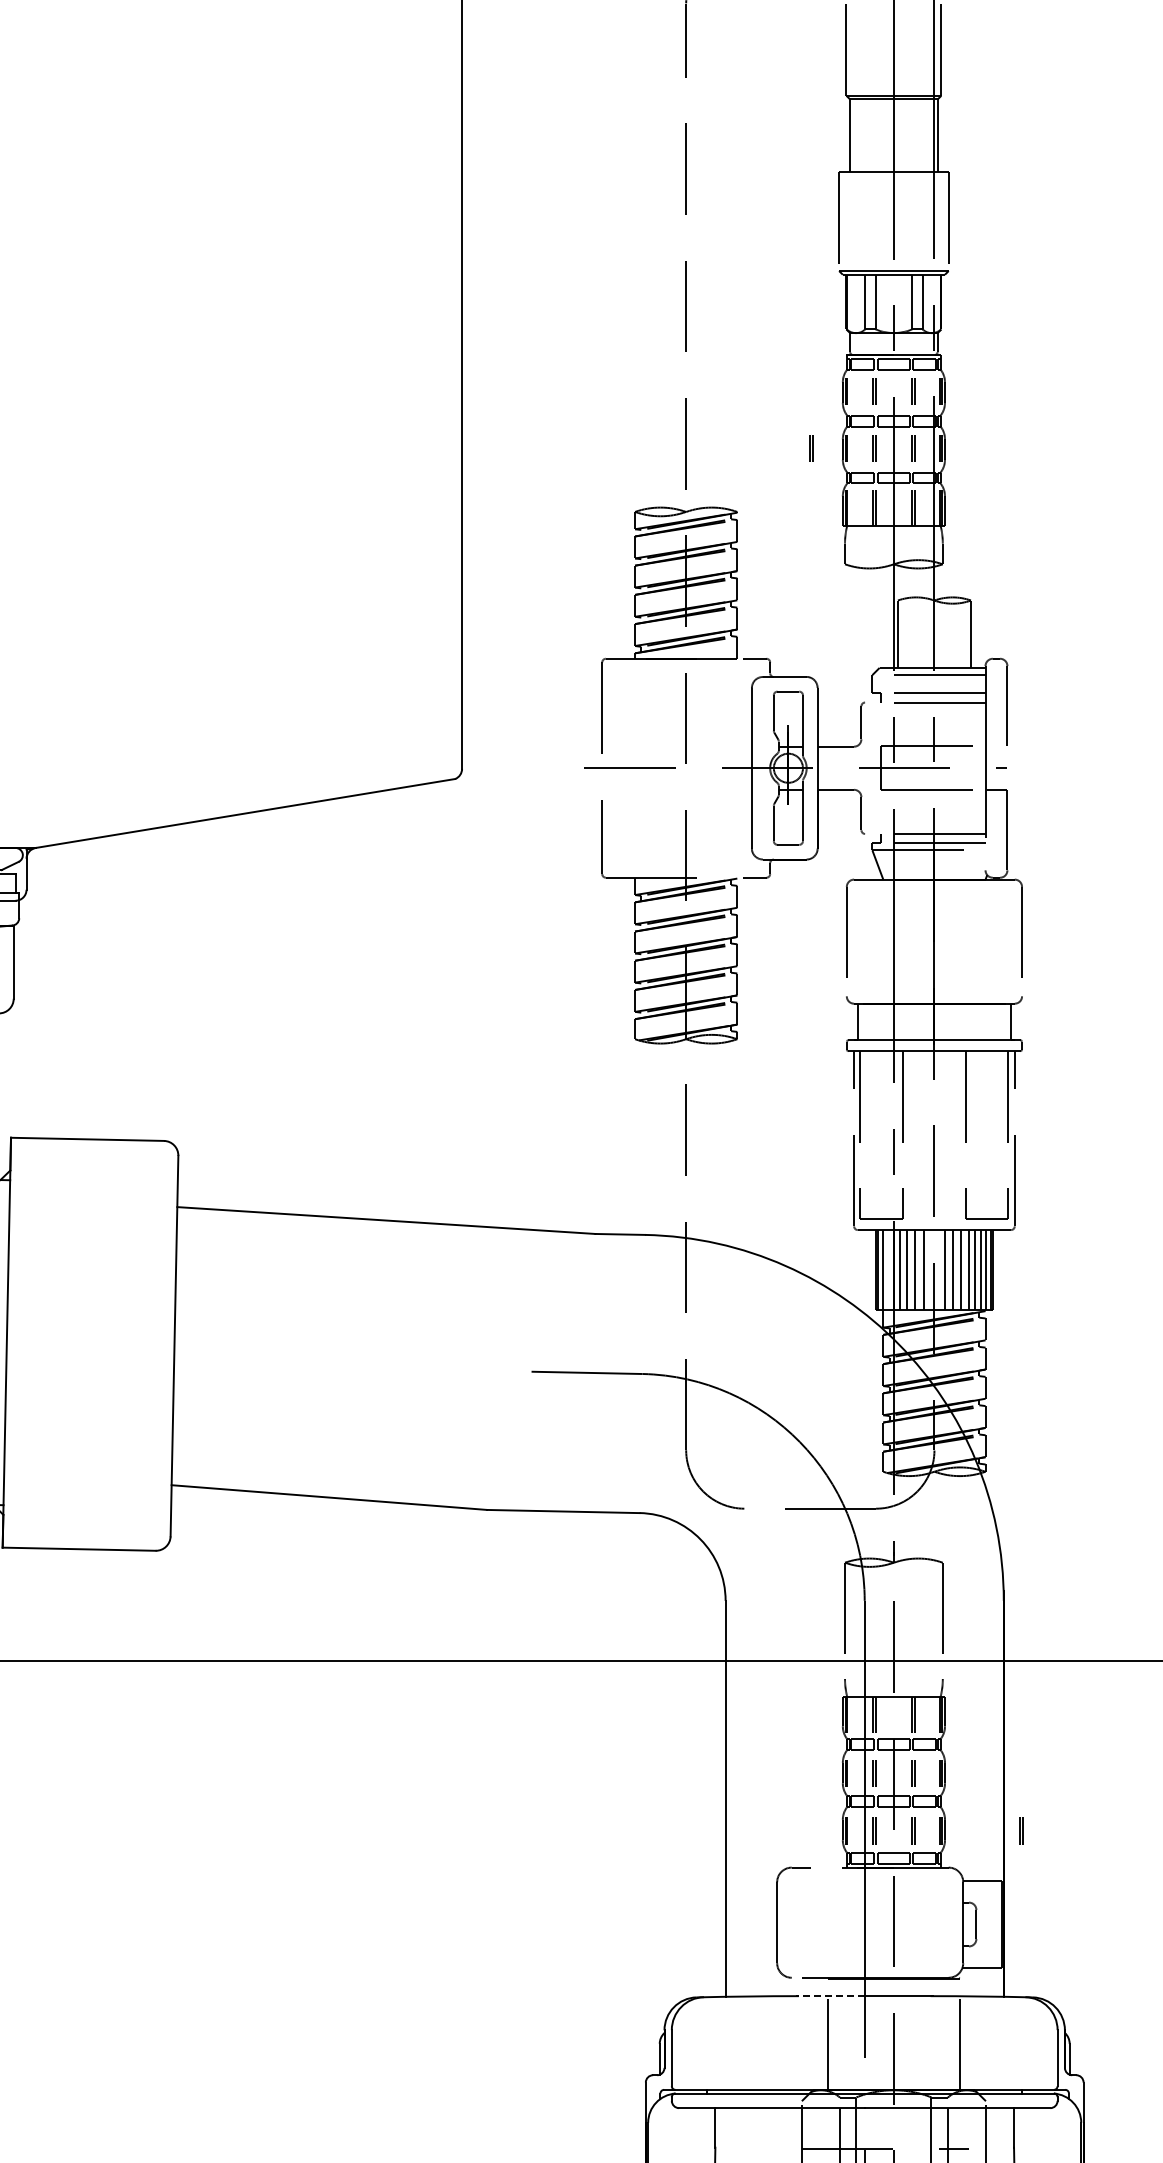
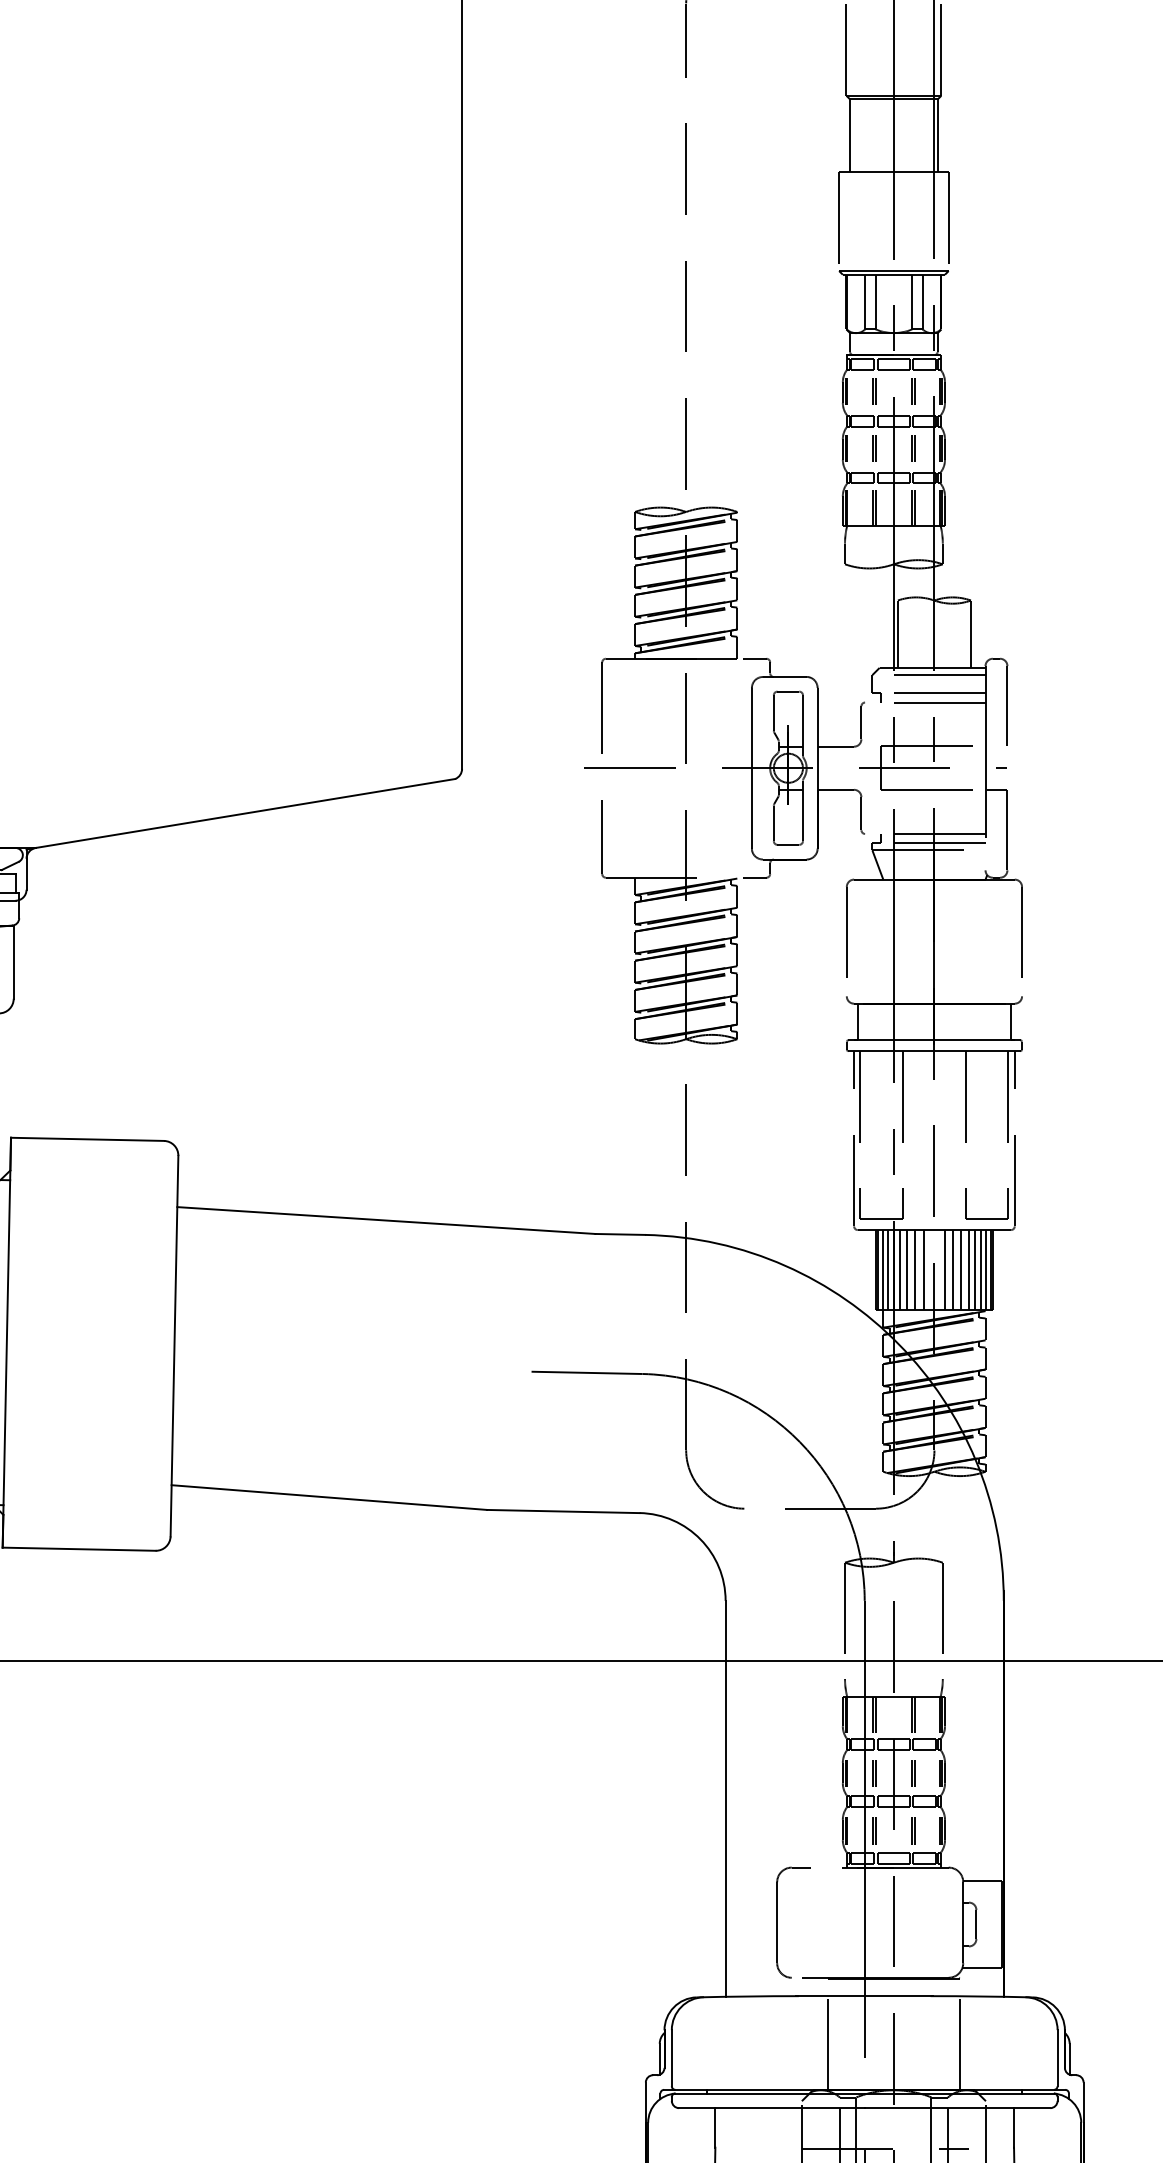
line: present -> none (810, 448)
line: none -> present (887, 1270)
line: present -> none (1020, 1830)
line: dashed -> solid (829, 1996)
